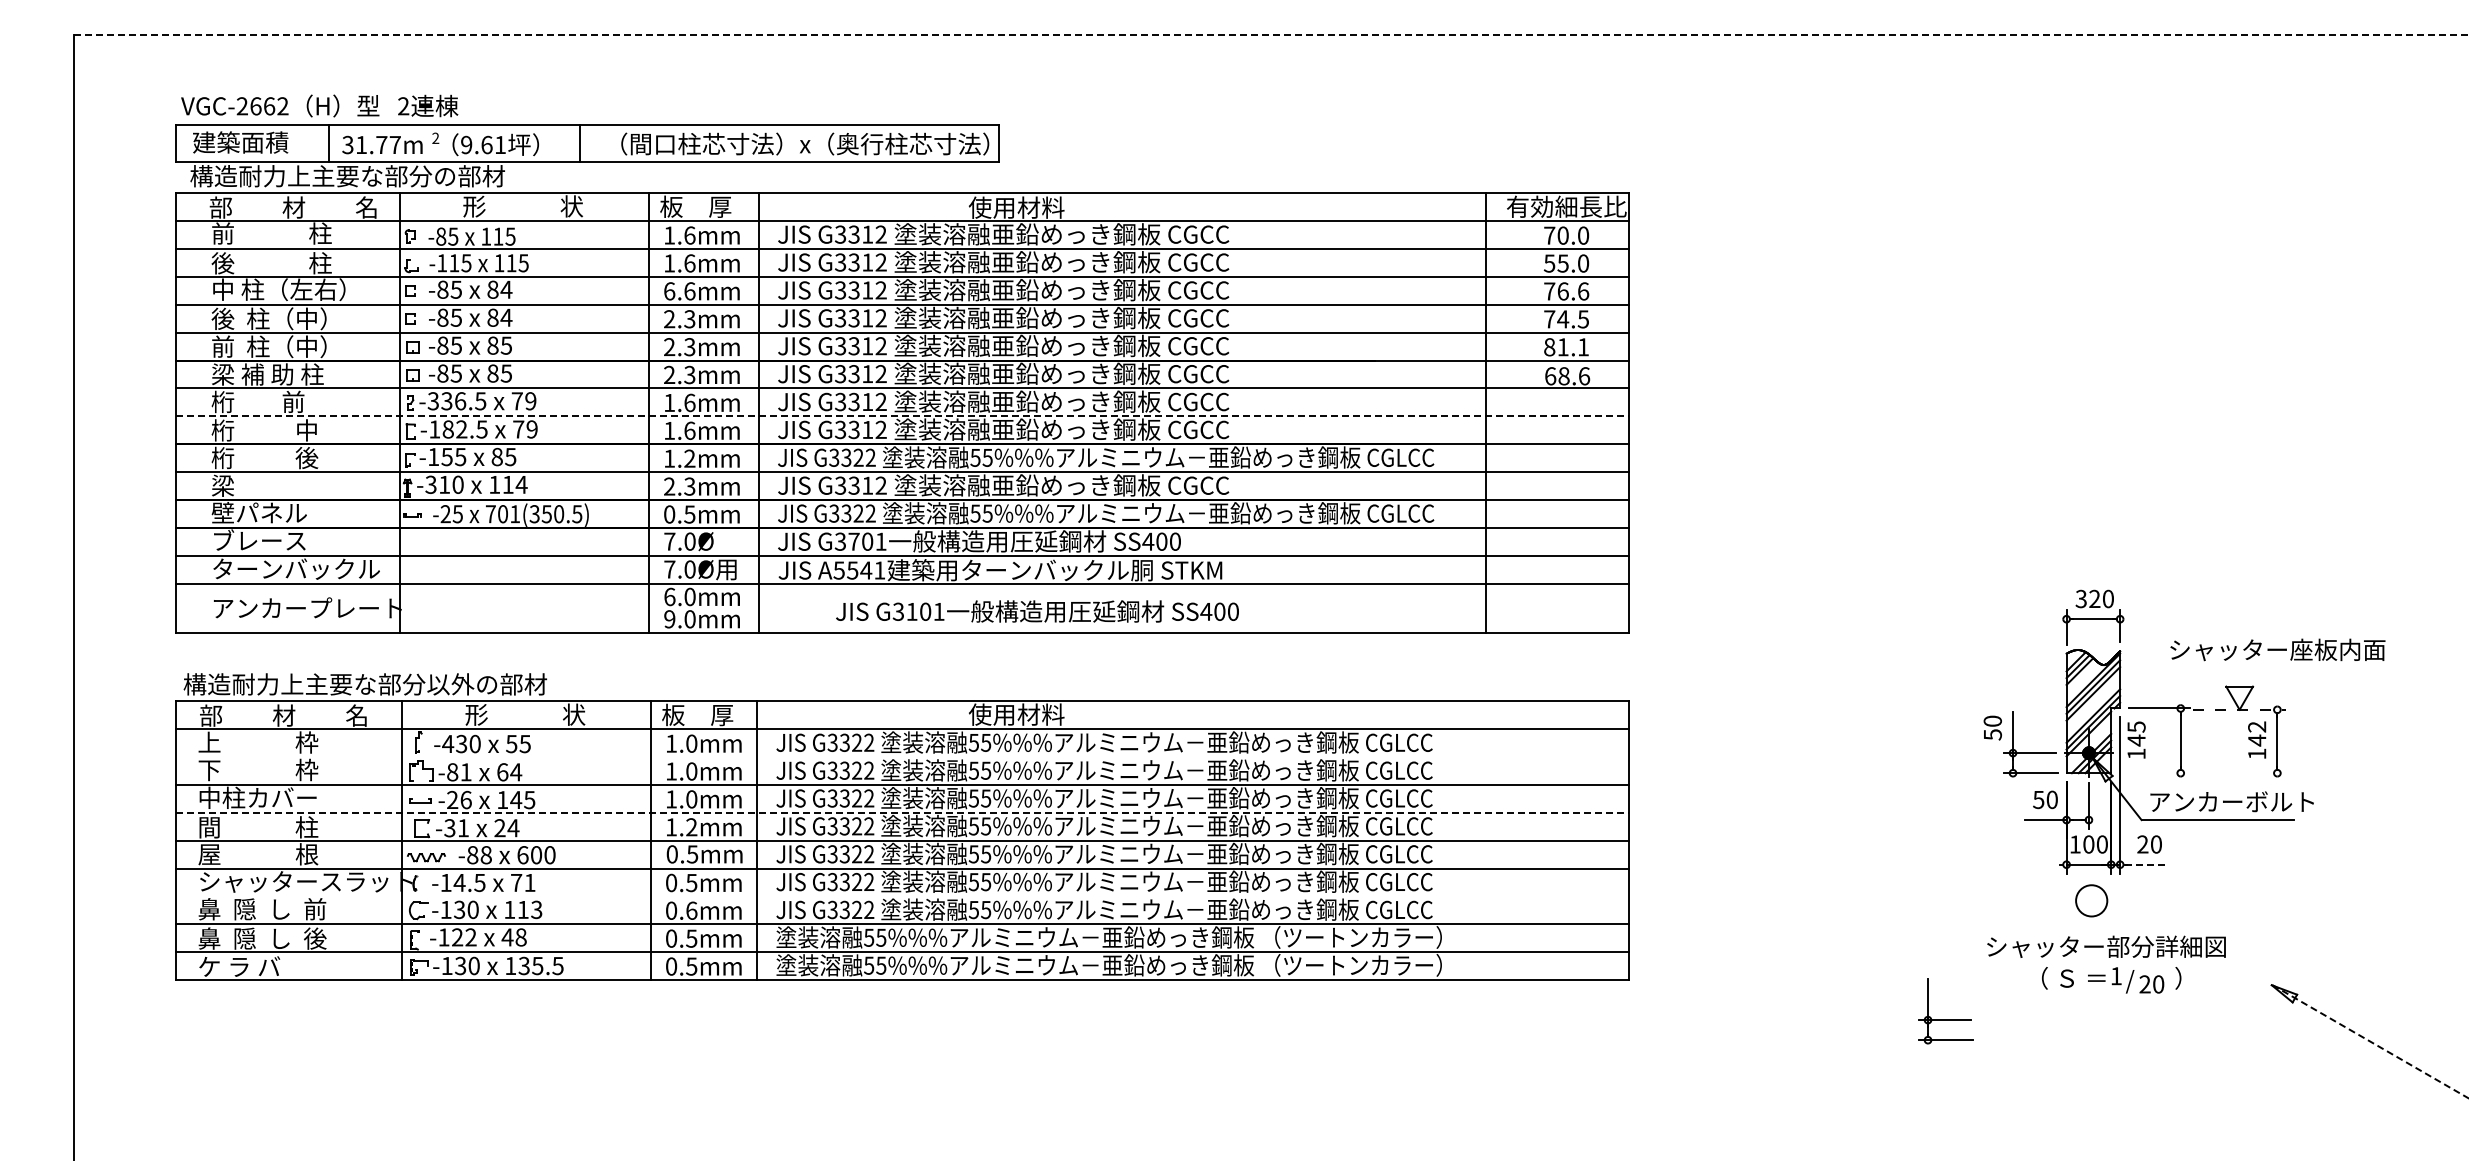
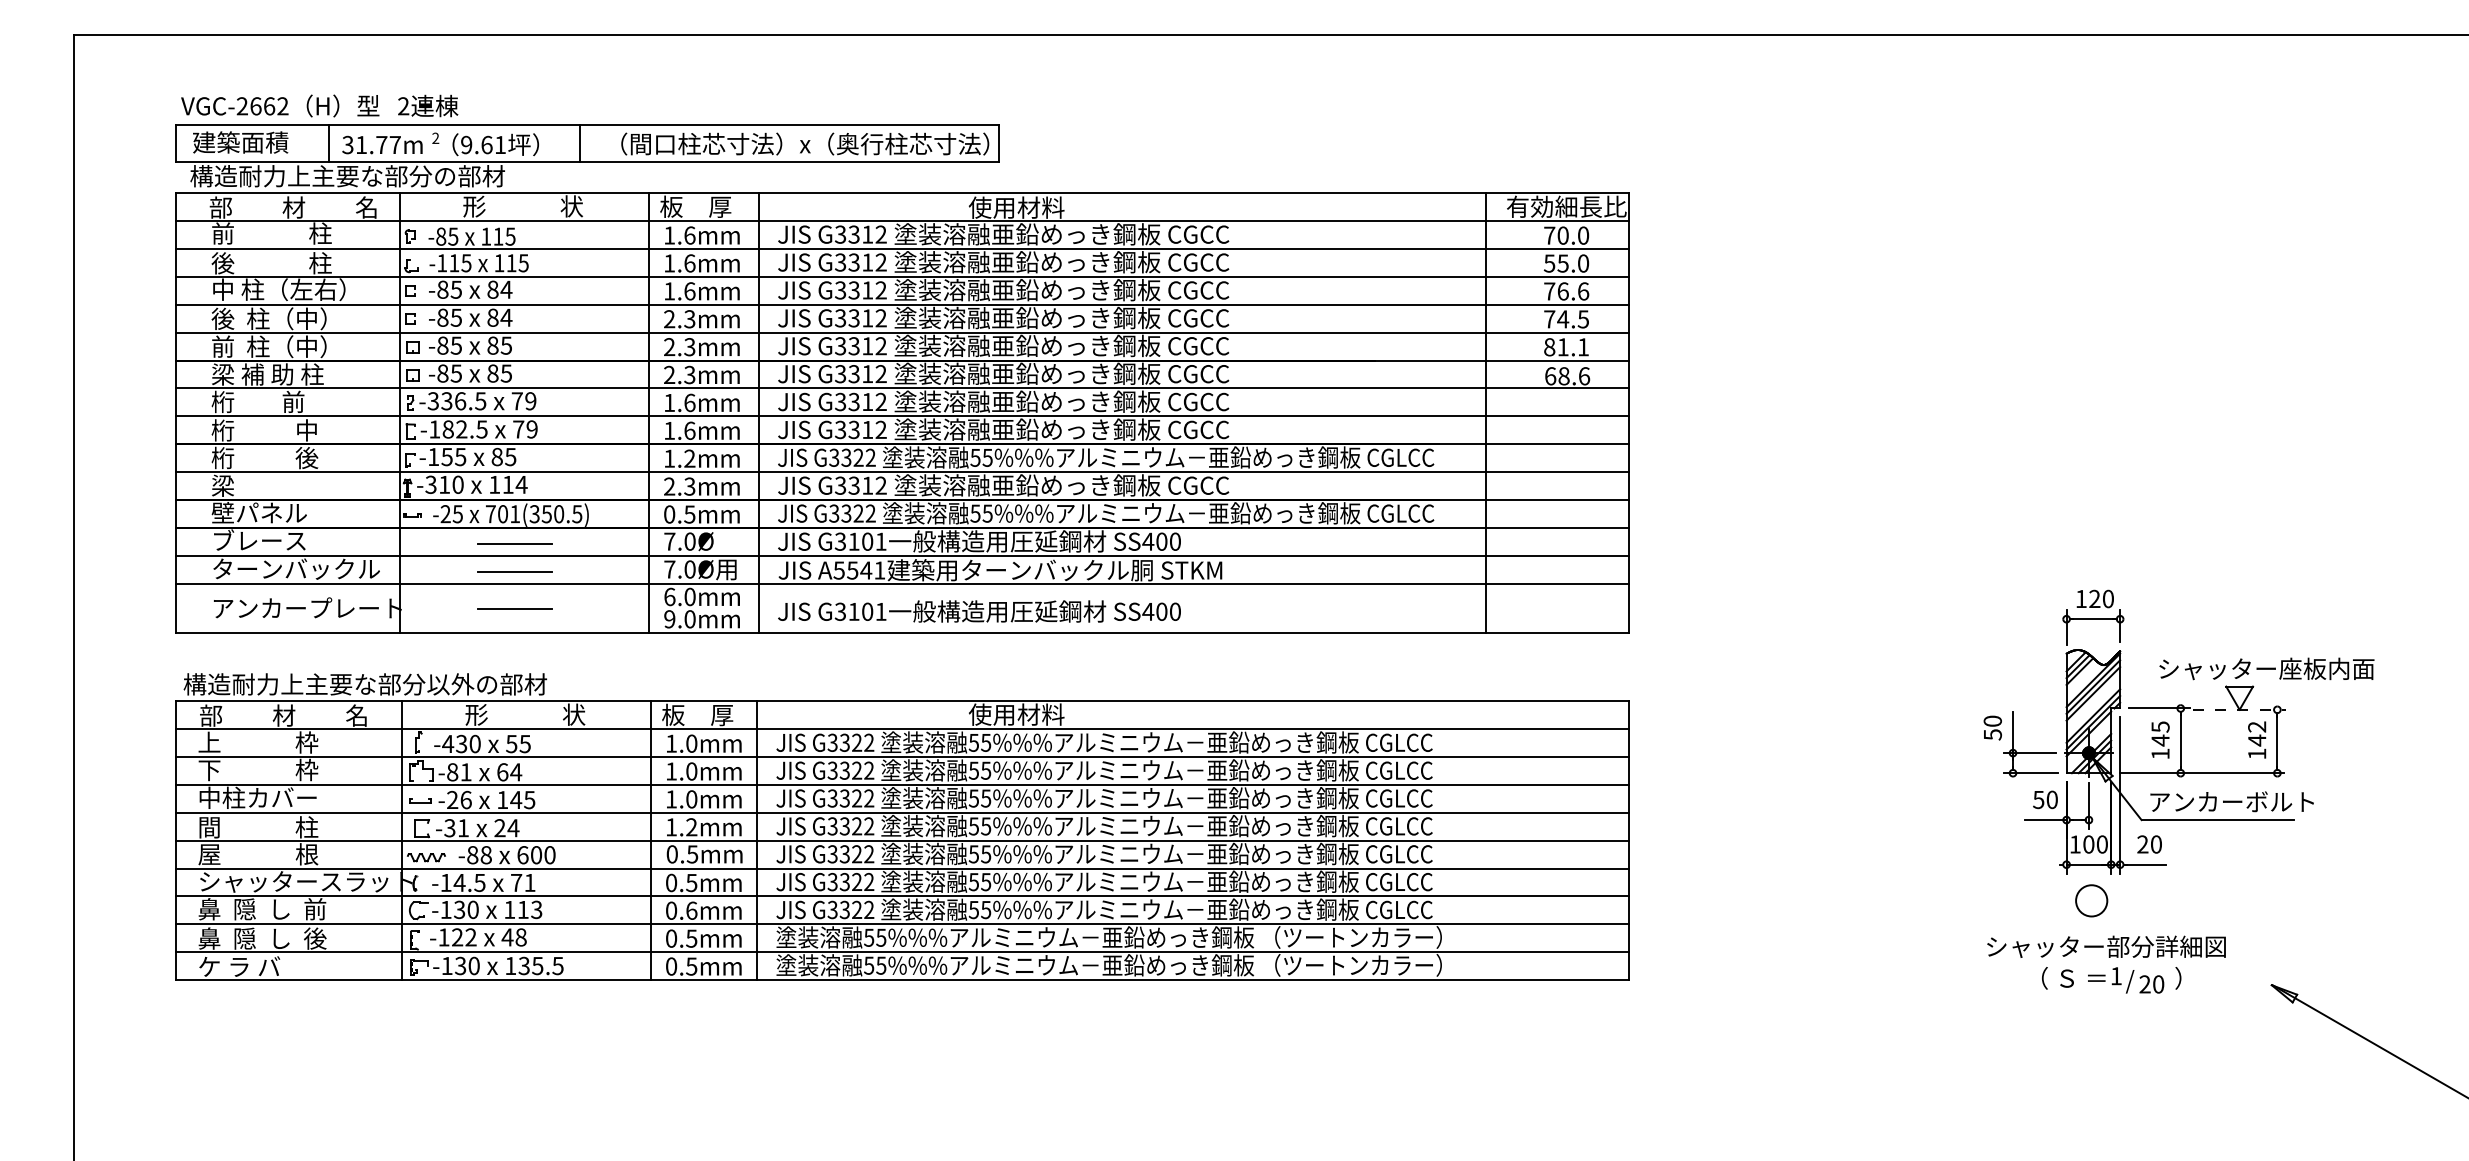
line: dashed -> solid (1271, 34)
text: 6.6mm -> 1.6mm (669, 291)
line: dashed -> solid (903, 416)
text: G3701 -> G3101 (853, 541)
line: none -> present (514, 543)
line: none -> present (514, 571)
text: 320 -> 120 (2080, 598)
line: none -> present (514, 608)
text position: (1037, 611) -> (979, 611) (979, 611)
text position: (2277, 649) -> (2266, 668) (2266, 668)
text position: (2136, 739) -> (2160, 739) (2160, 739)
line: none -> present (902, 757)
line: none -> present (2202, 773)
line: dashed -> solid (903, 812)
line: dashed -> solid (2145, 864)
line: none -> present (902, 896)
part: present -> none (1945, 1019)
line: dashed -> solid (2370, 1041)
